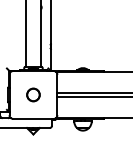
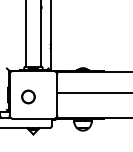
part position: (33, 94) -> (28, 96) (28, 96)
line: present -> none (93, 97)
